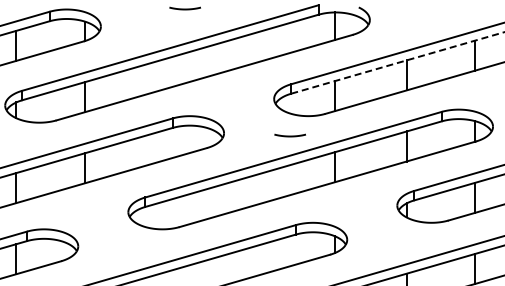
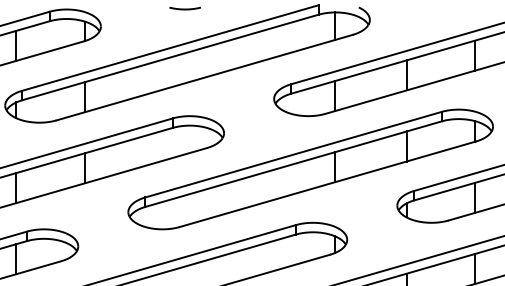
line: dashed -> solid (397, 63)
curve: present -> none (289, 135)
